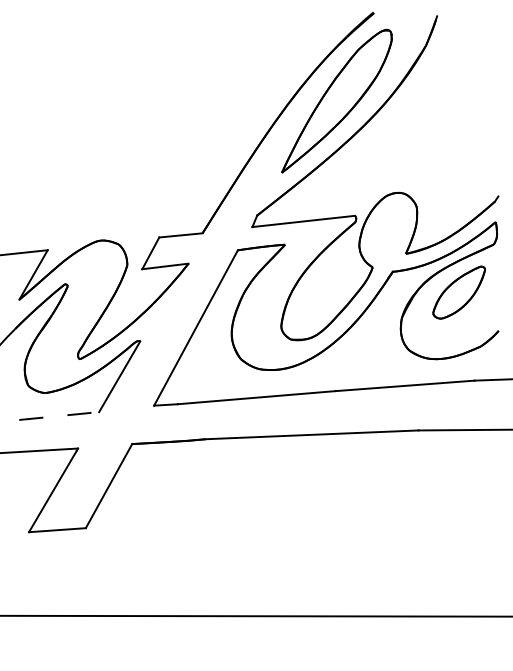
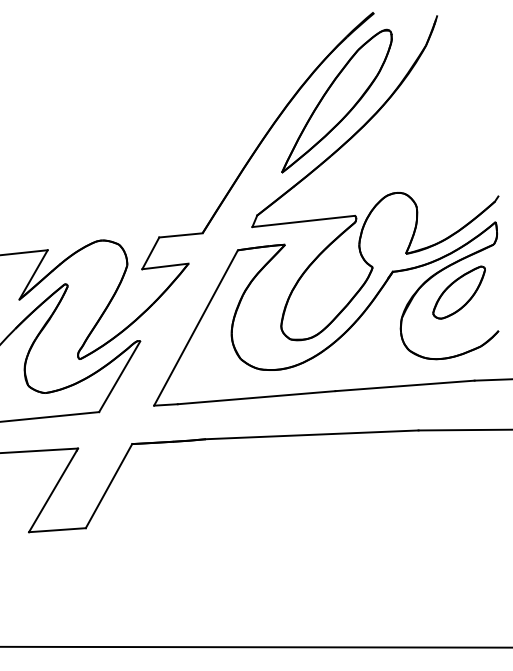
line: dashed -> solid (50, 416)
line position: (255, 615) -> (255, 646) (255, 646)
